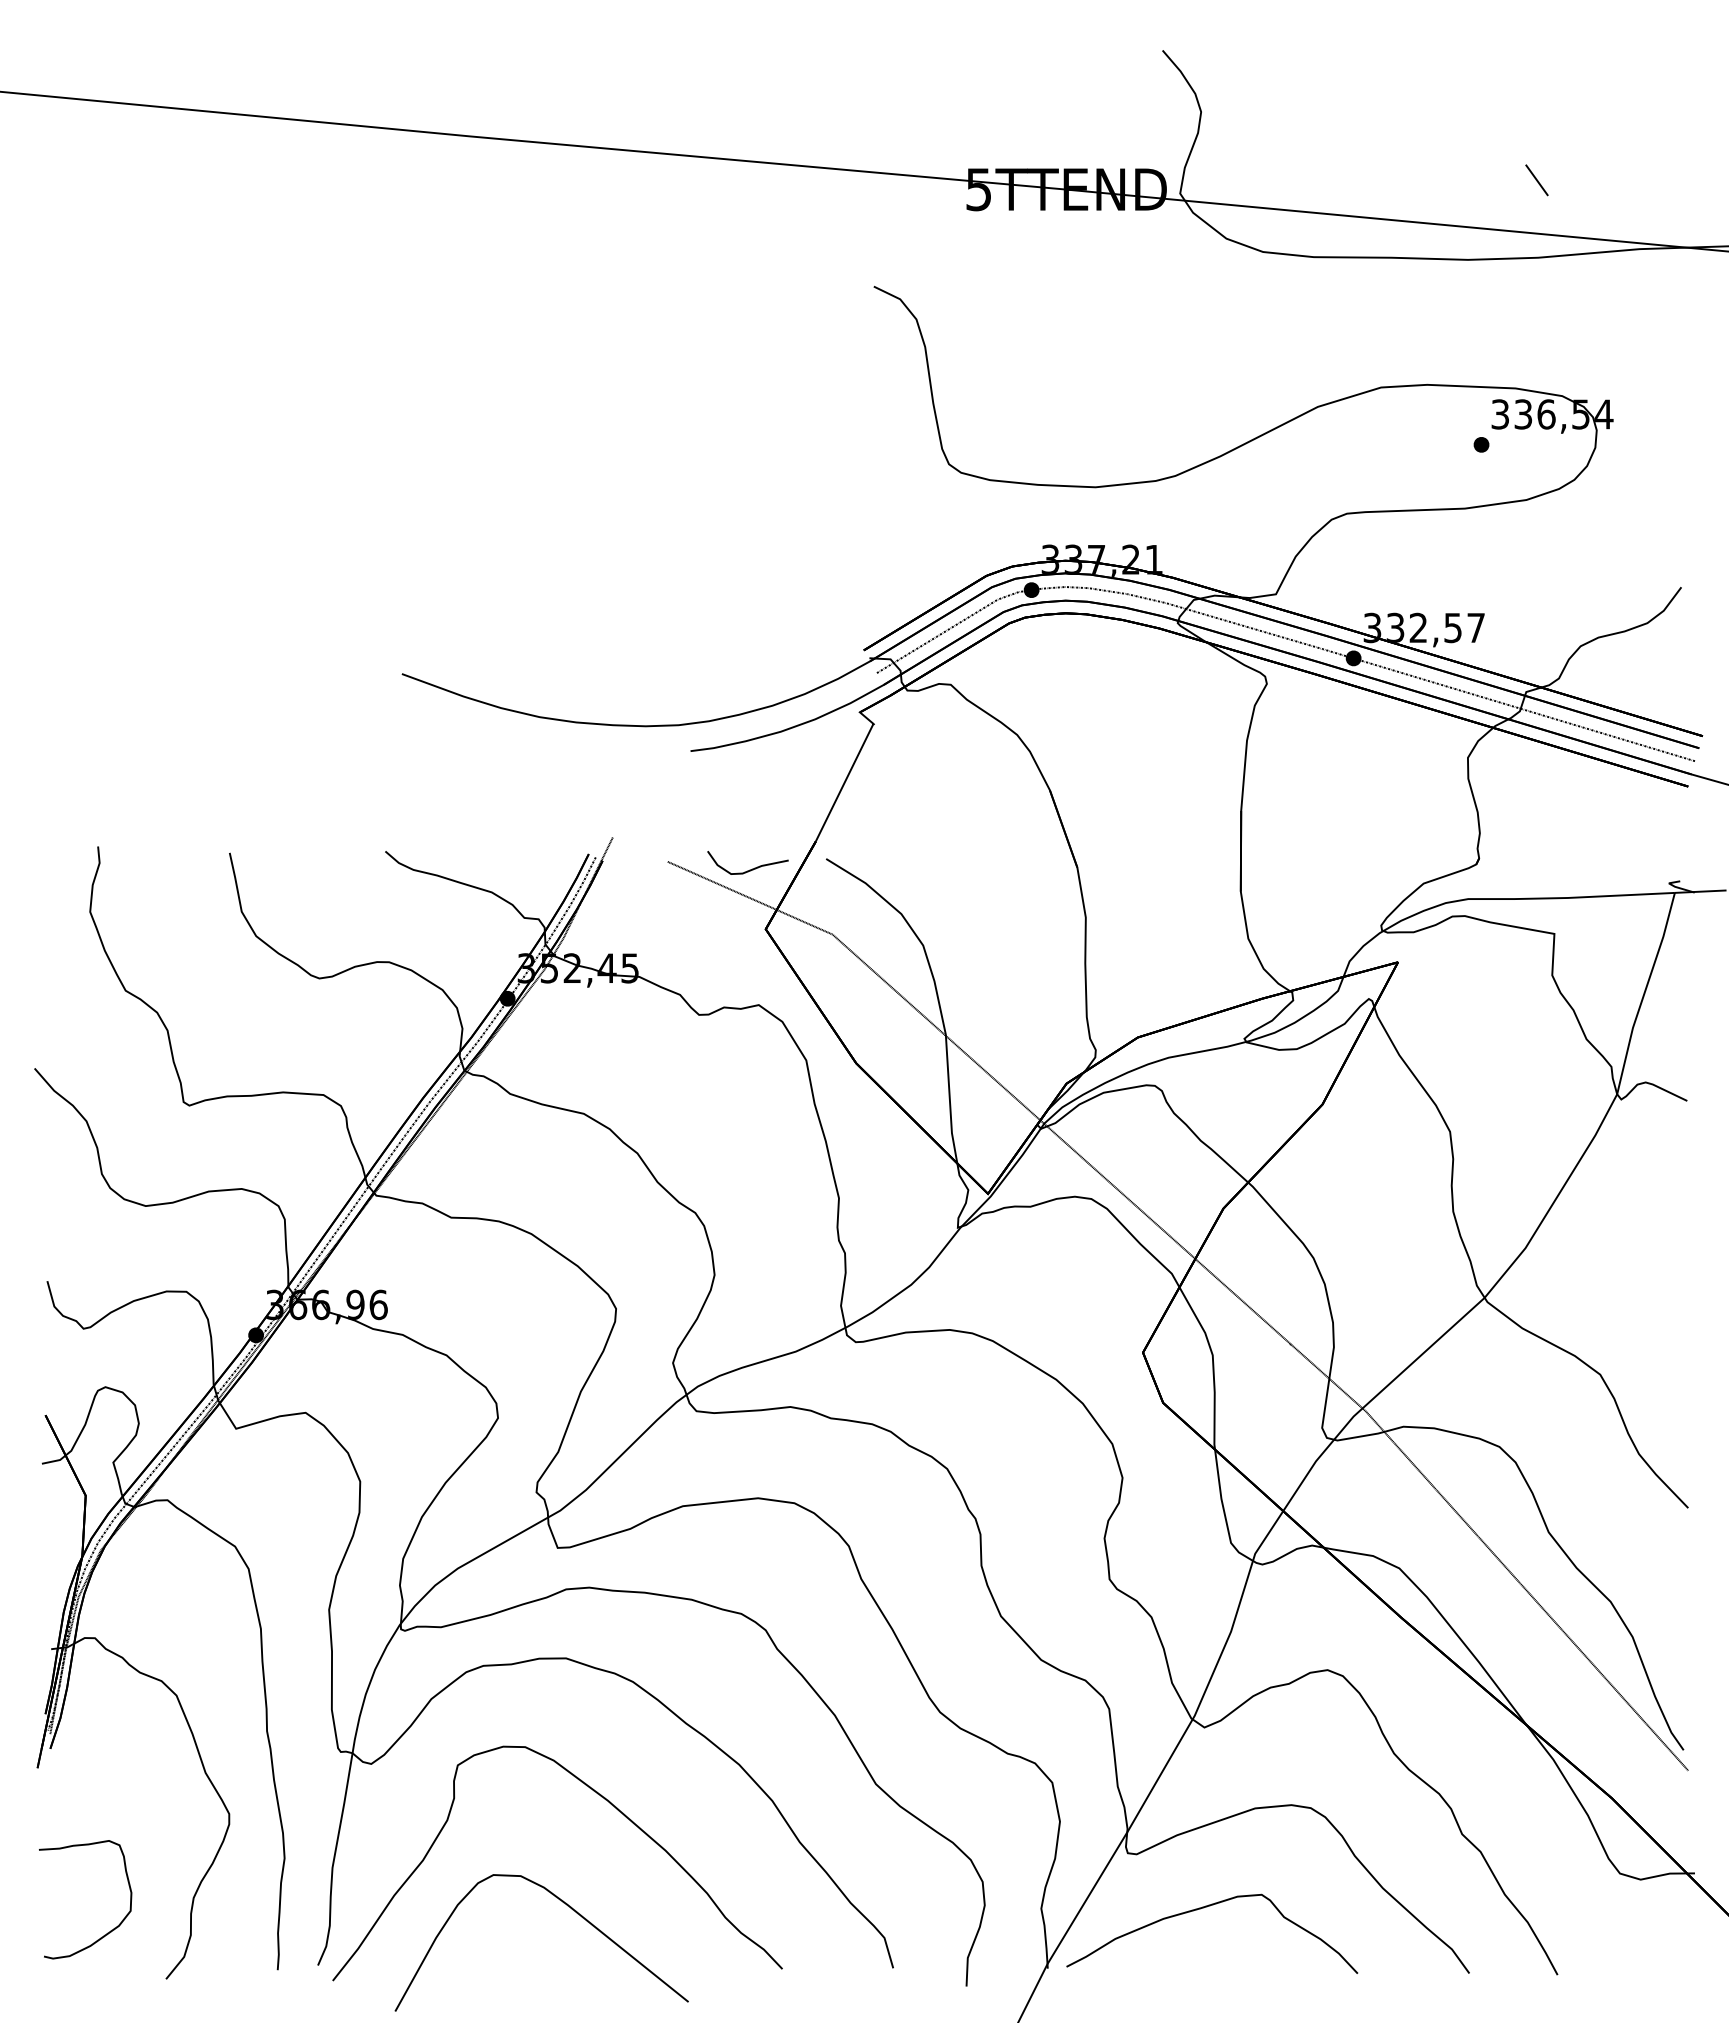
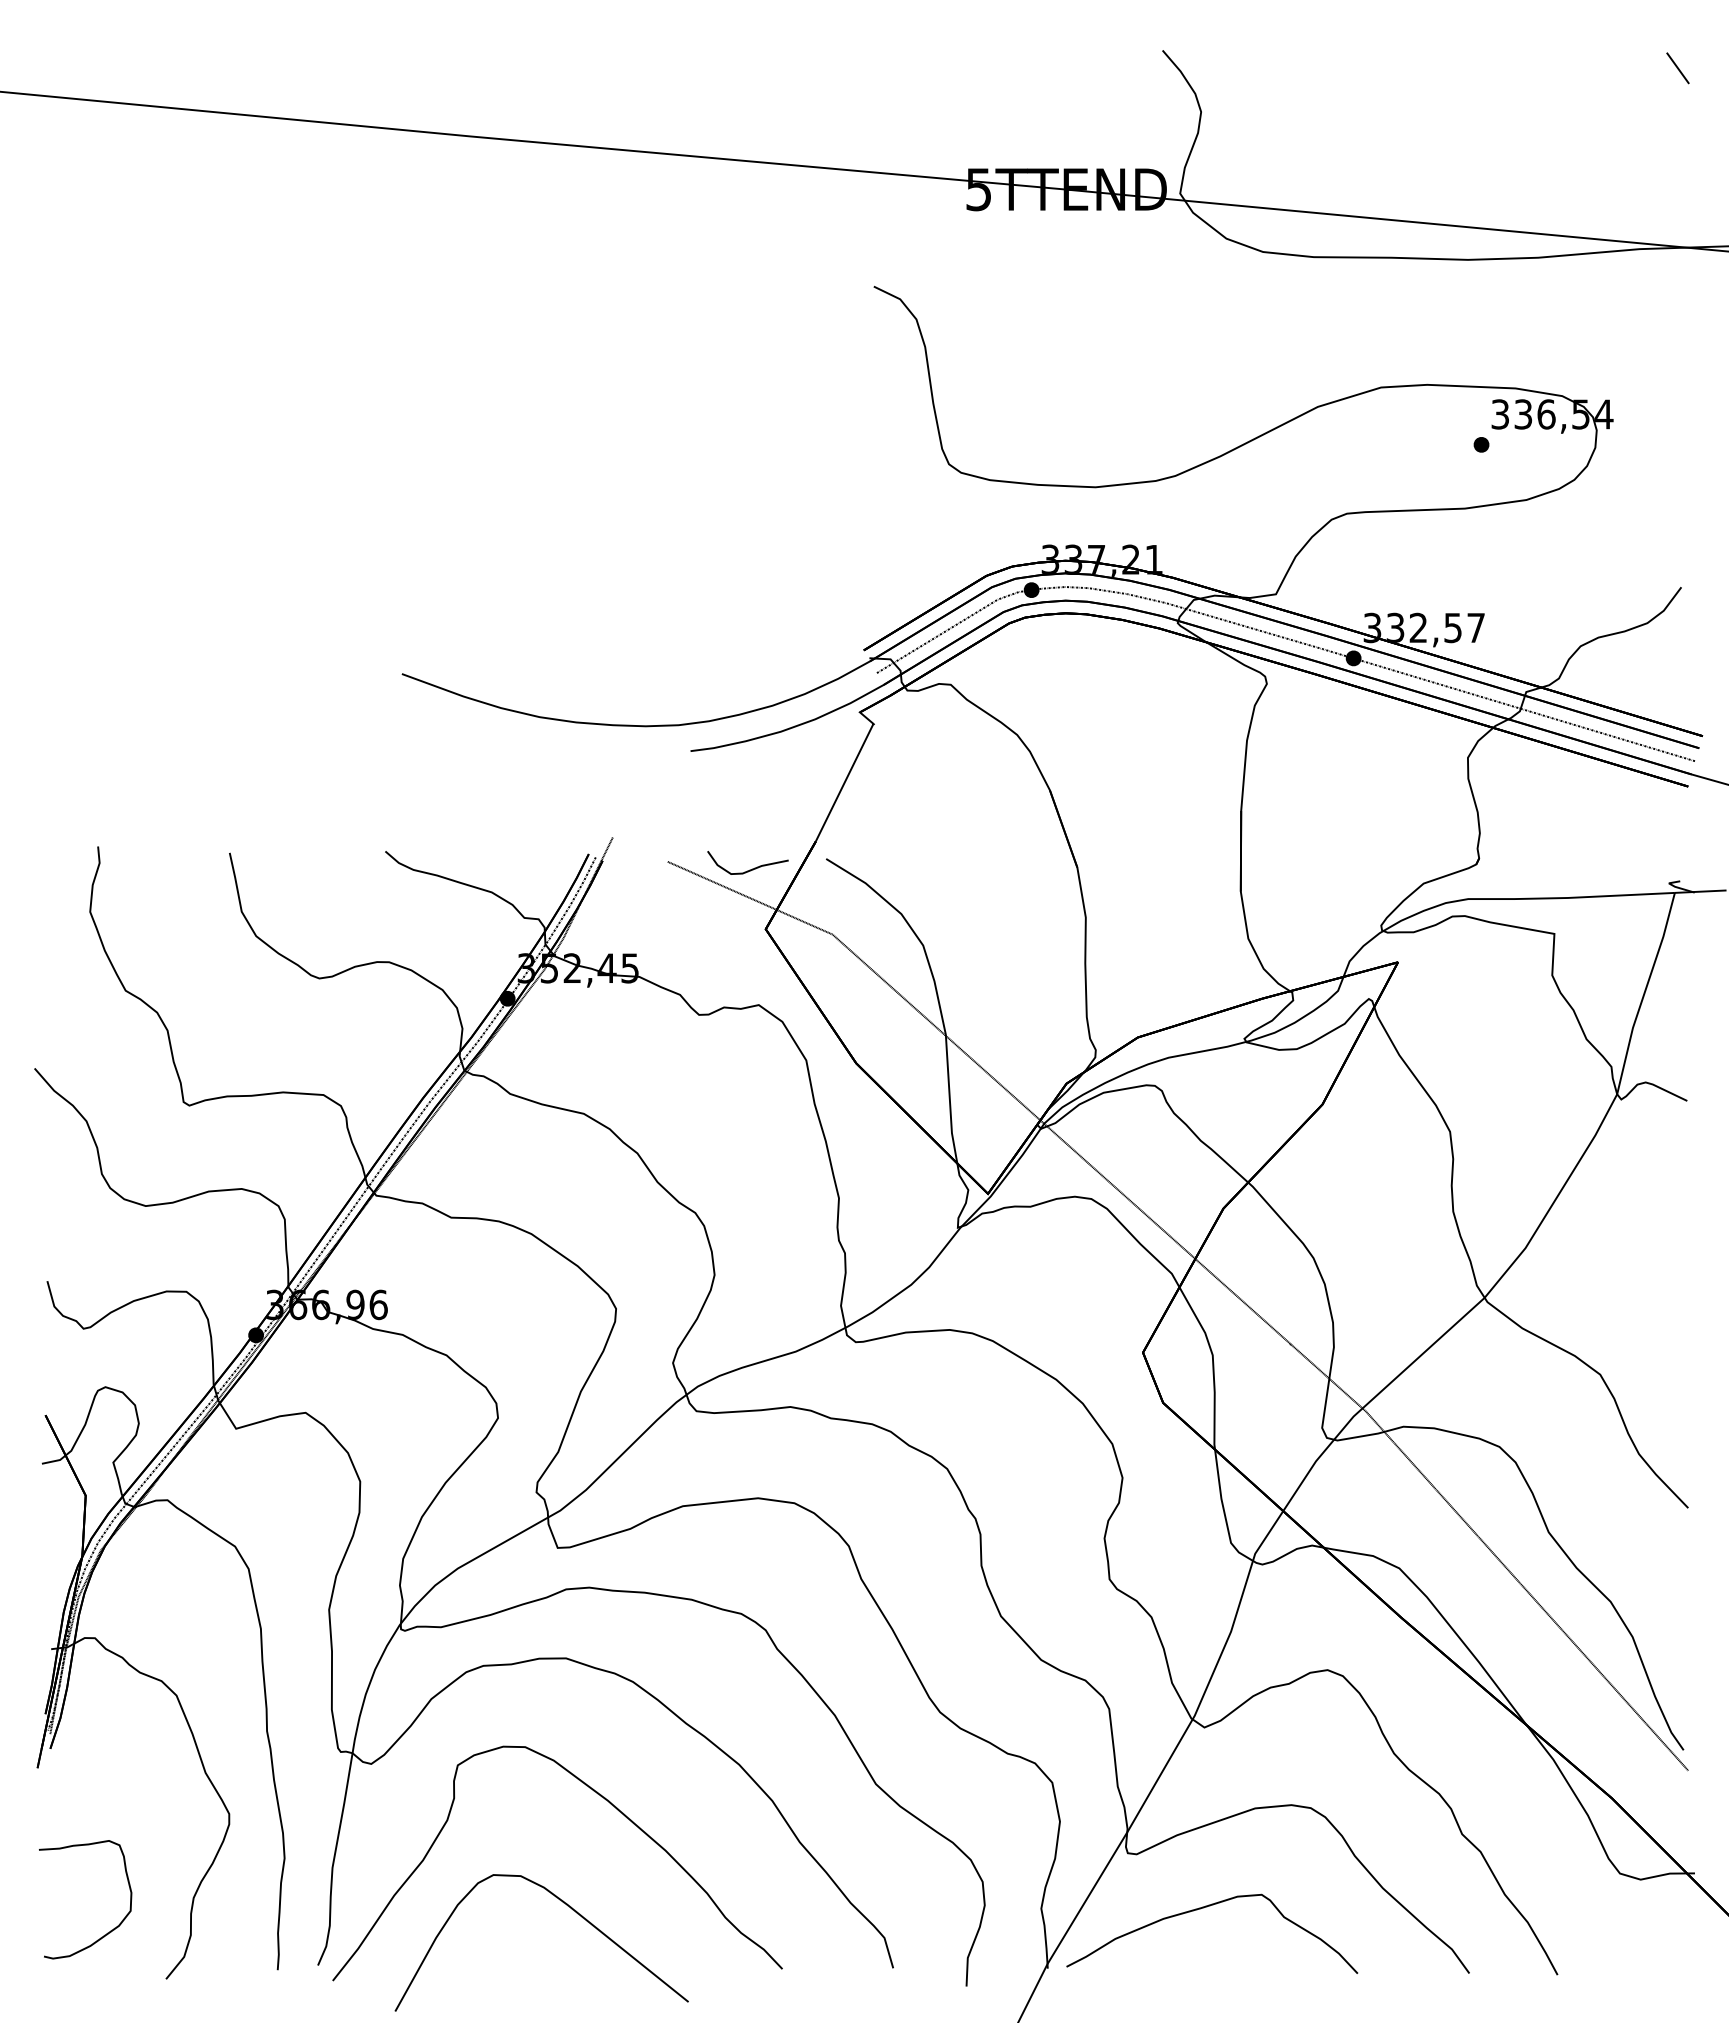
line position: (1536, 180) -> (1677, 68) (1677, 68)
